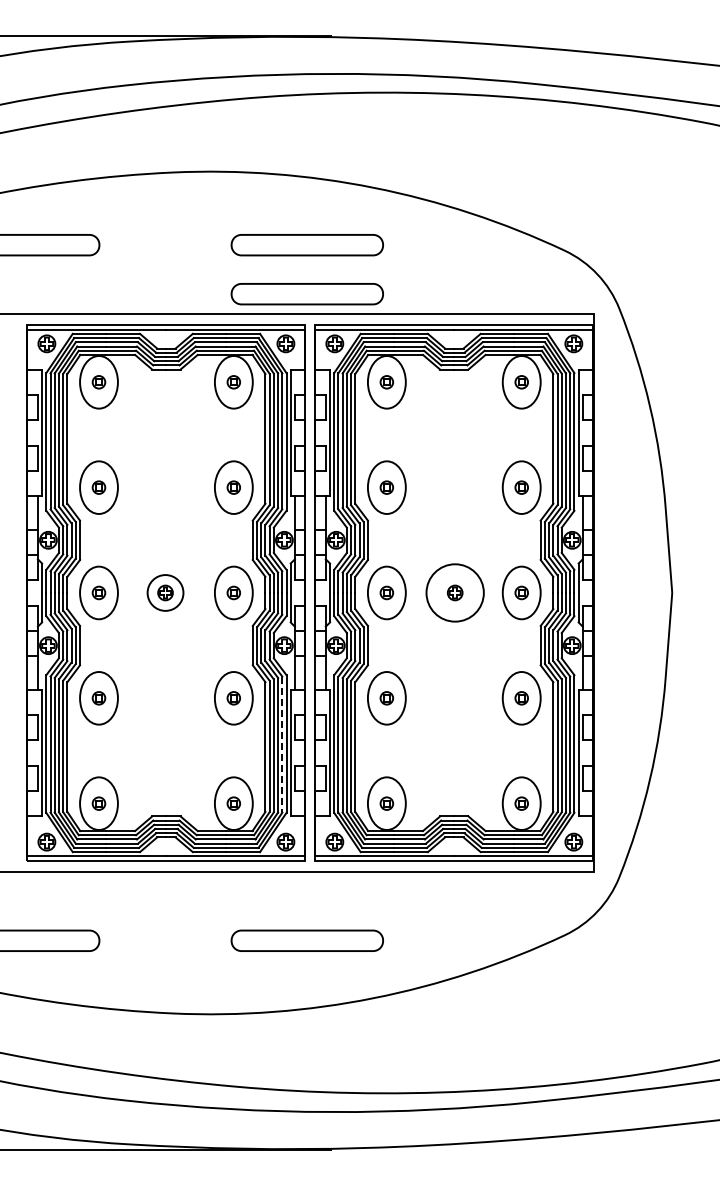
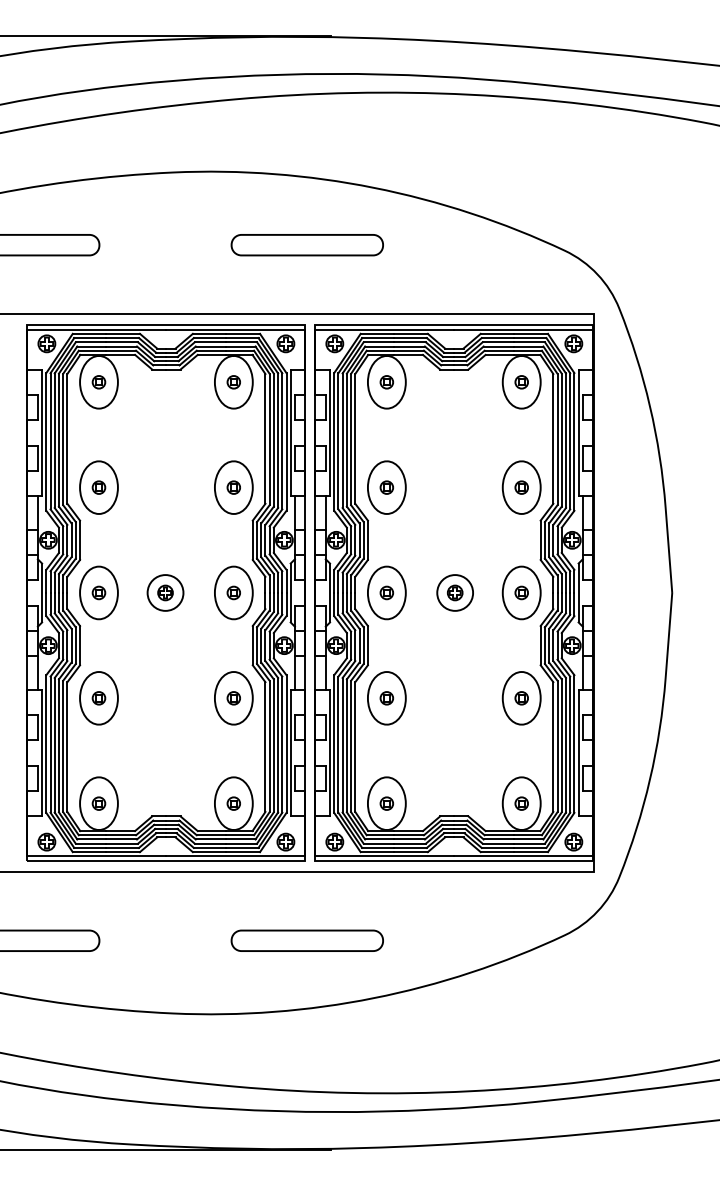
part: present -> none (306, 294)
circle diameter: 57 px -> 36 px (455, 592)
line: dashed -> solid (282, 745)
